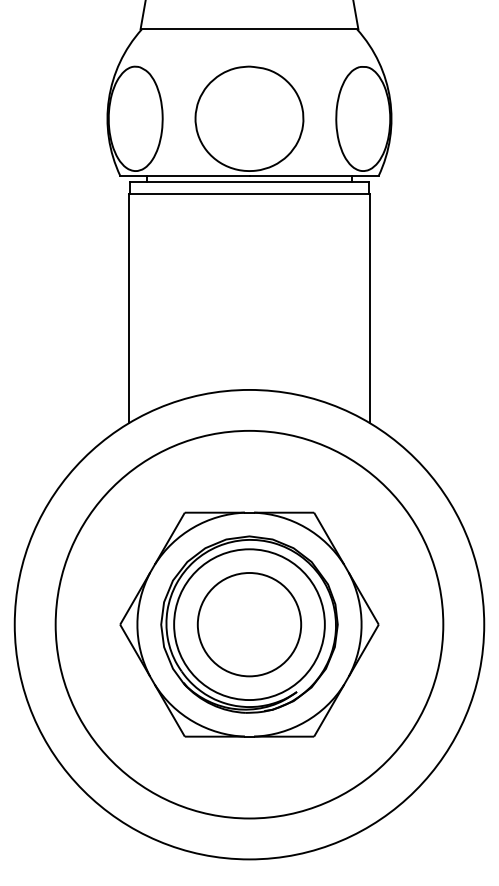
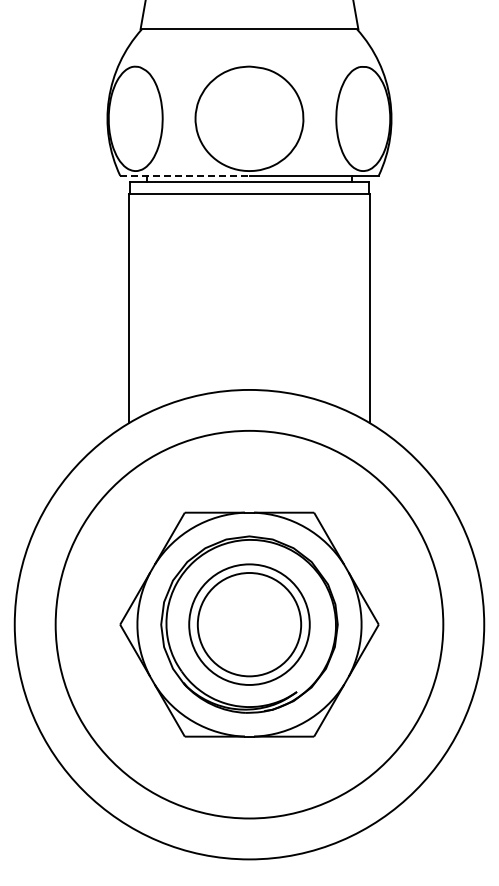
line: solid -> dashed (184, 175)
circle diameter: 151 px -> 121 px (249, 624)
